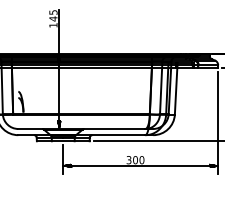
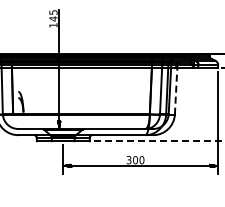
line: solid -> dashed (176, 91)
line: solid -> dashed (159, 141)
